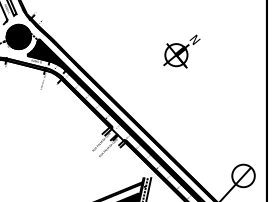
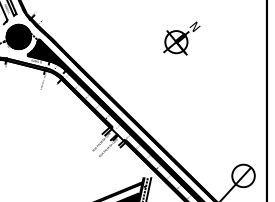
part position: (181, 51) -> (181, 38) (181, 38)
